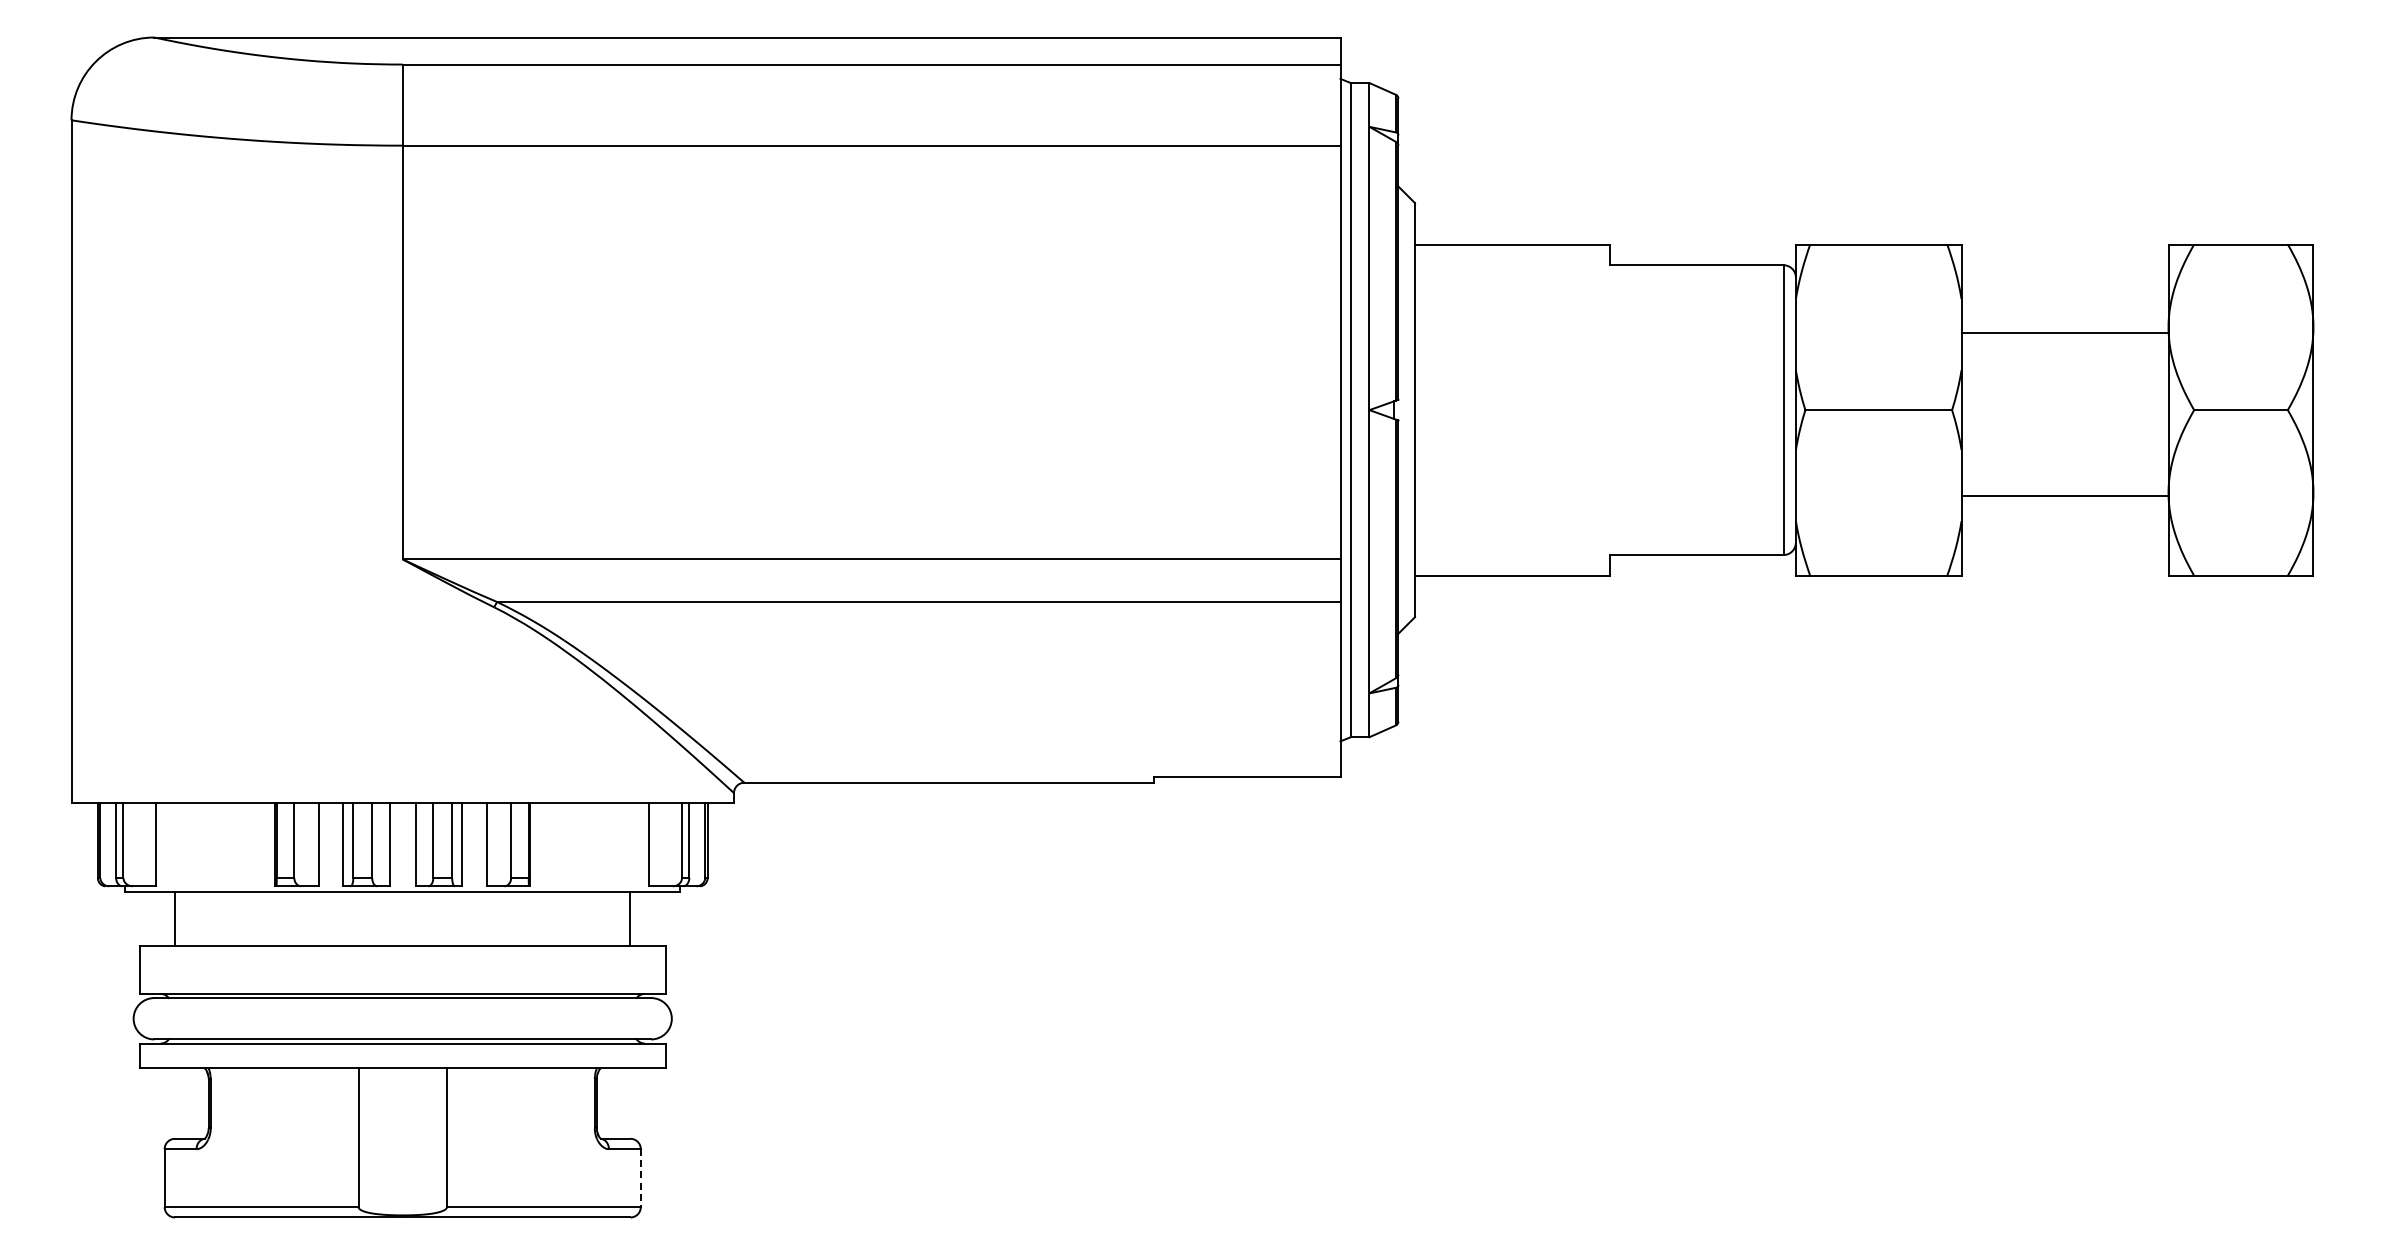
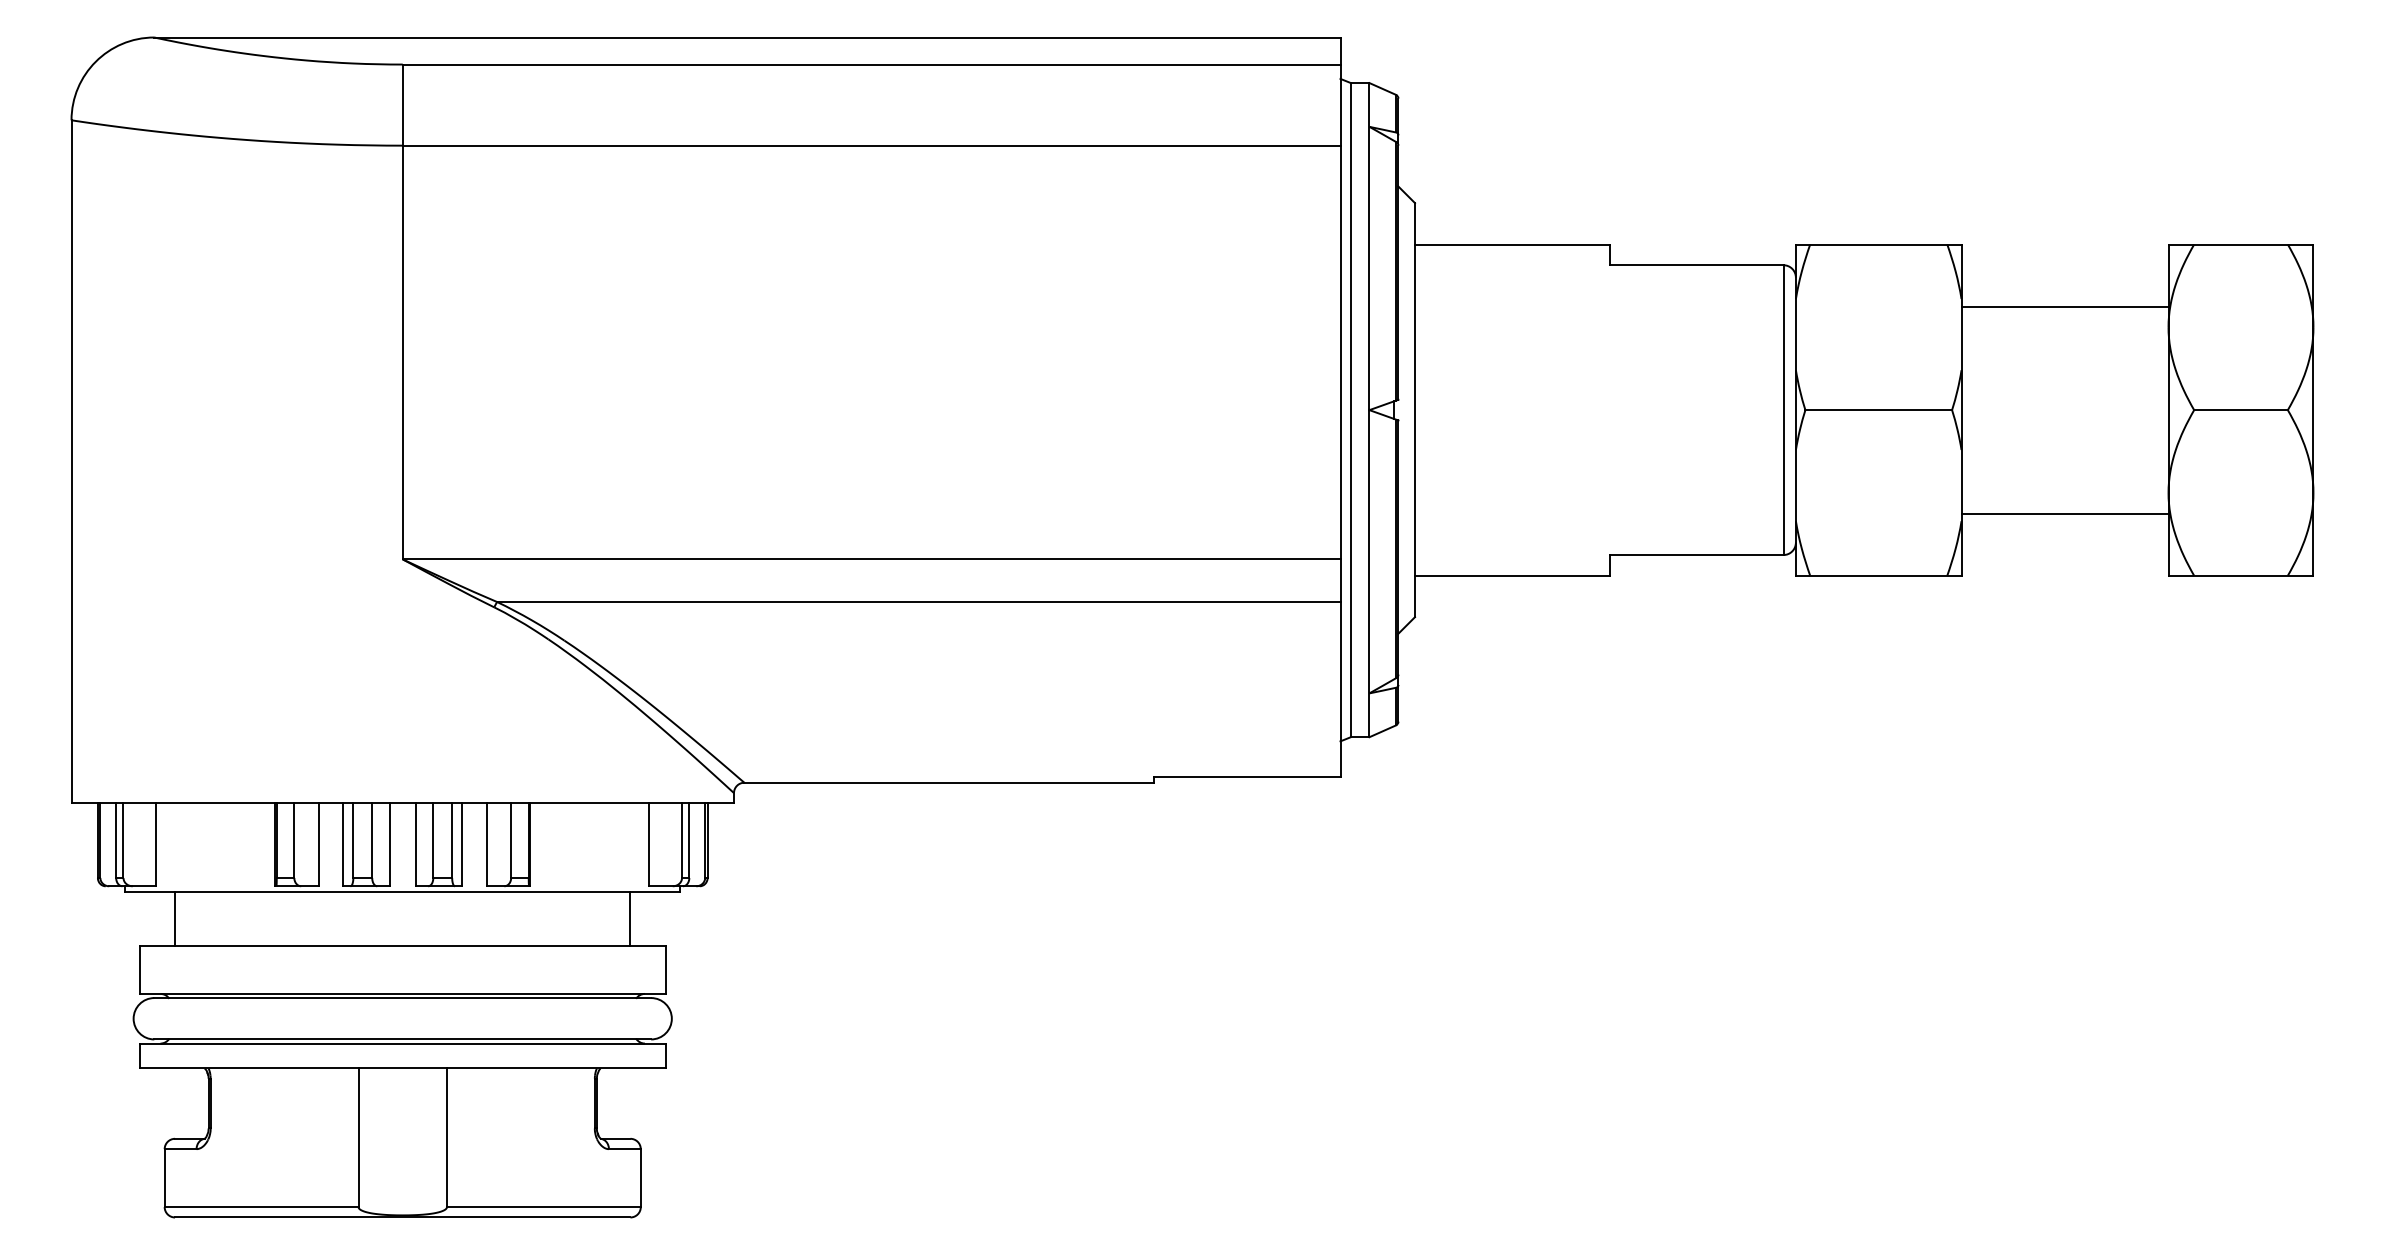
line position: (2064, 332) -> (2064, 306) (2064, 306)
line position: (2064, 495) -> (2064, 513) (2064, 513)
line: dashed -> solid (640, 1178)
